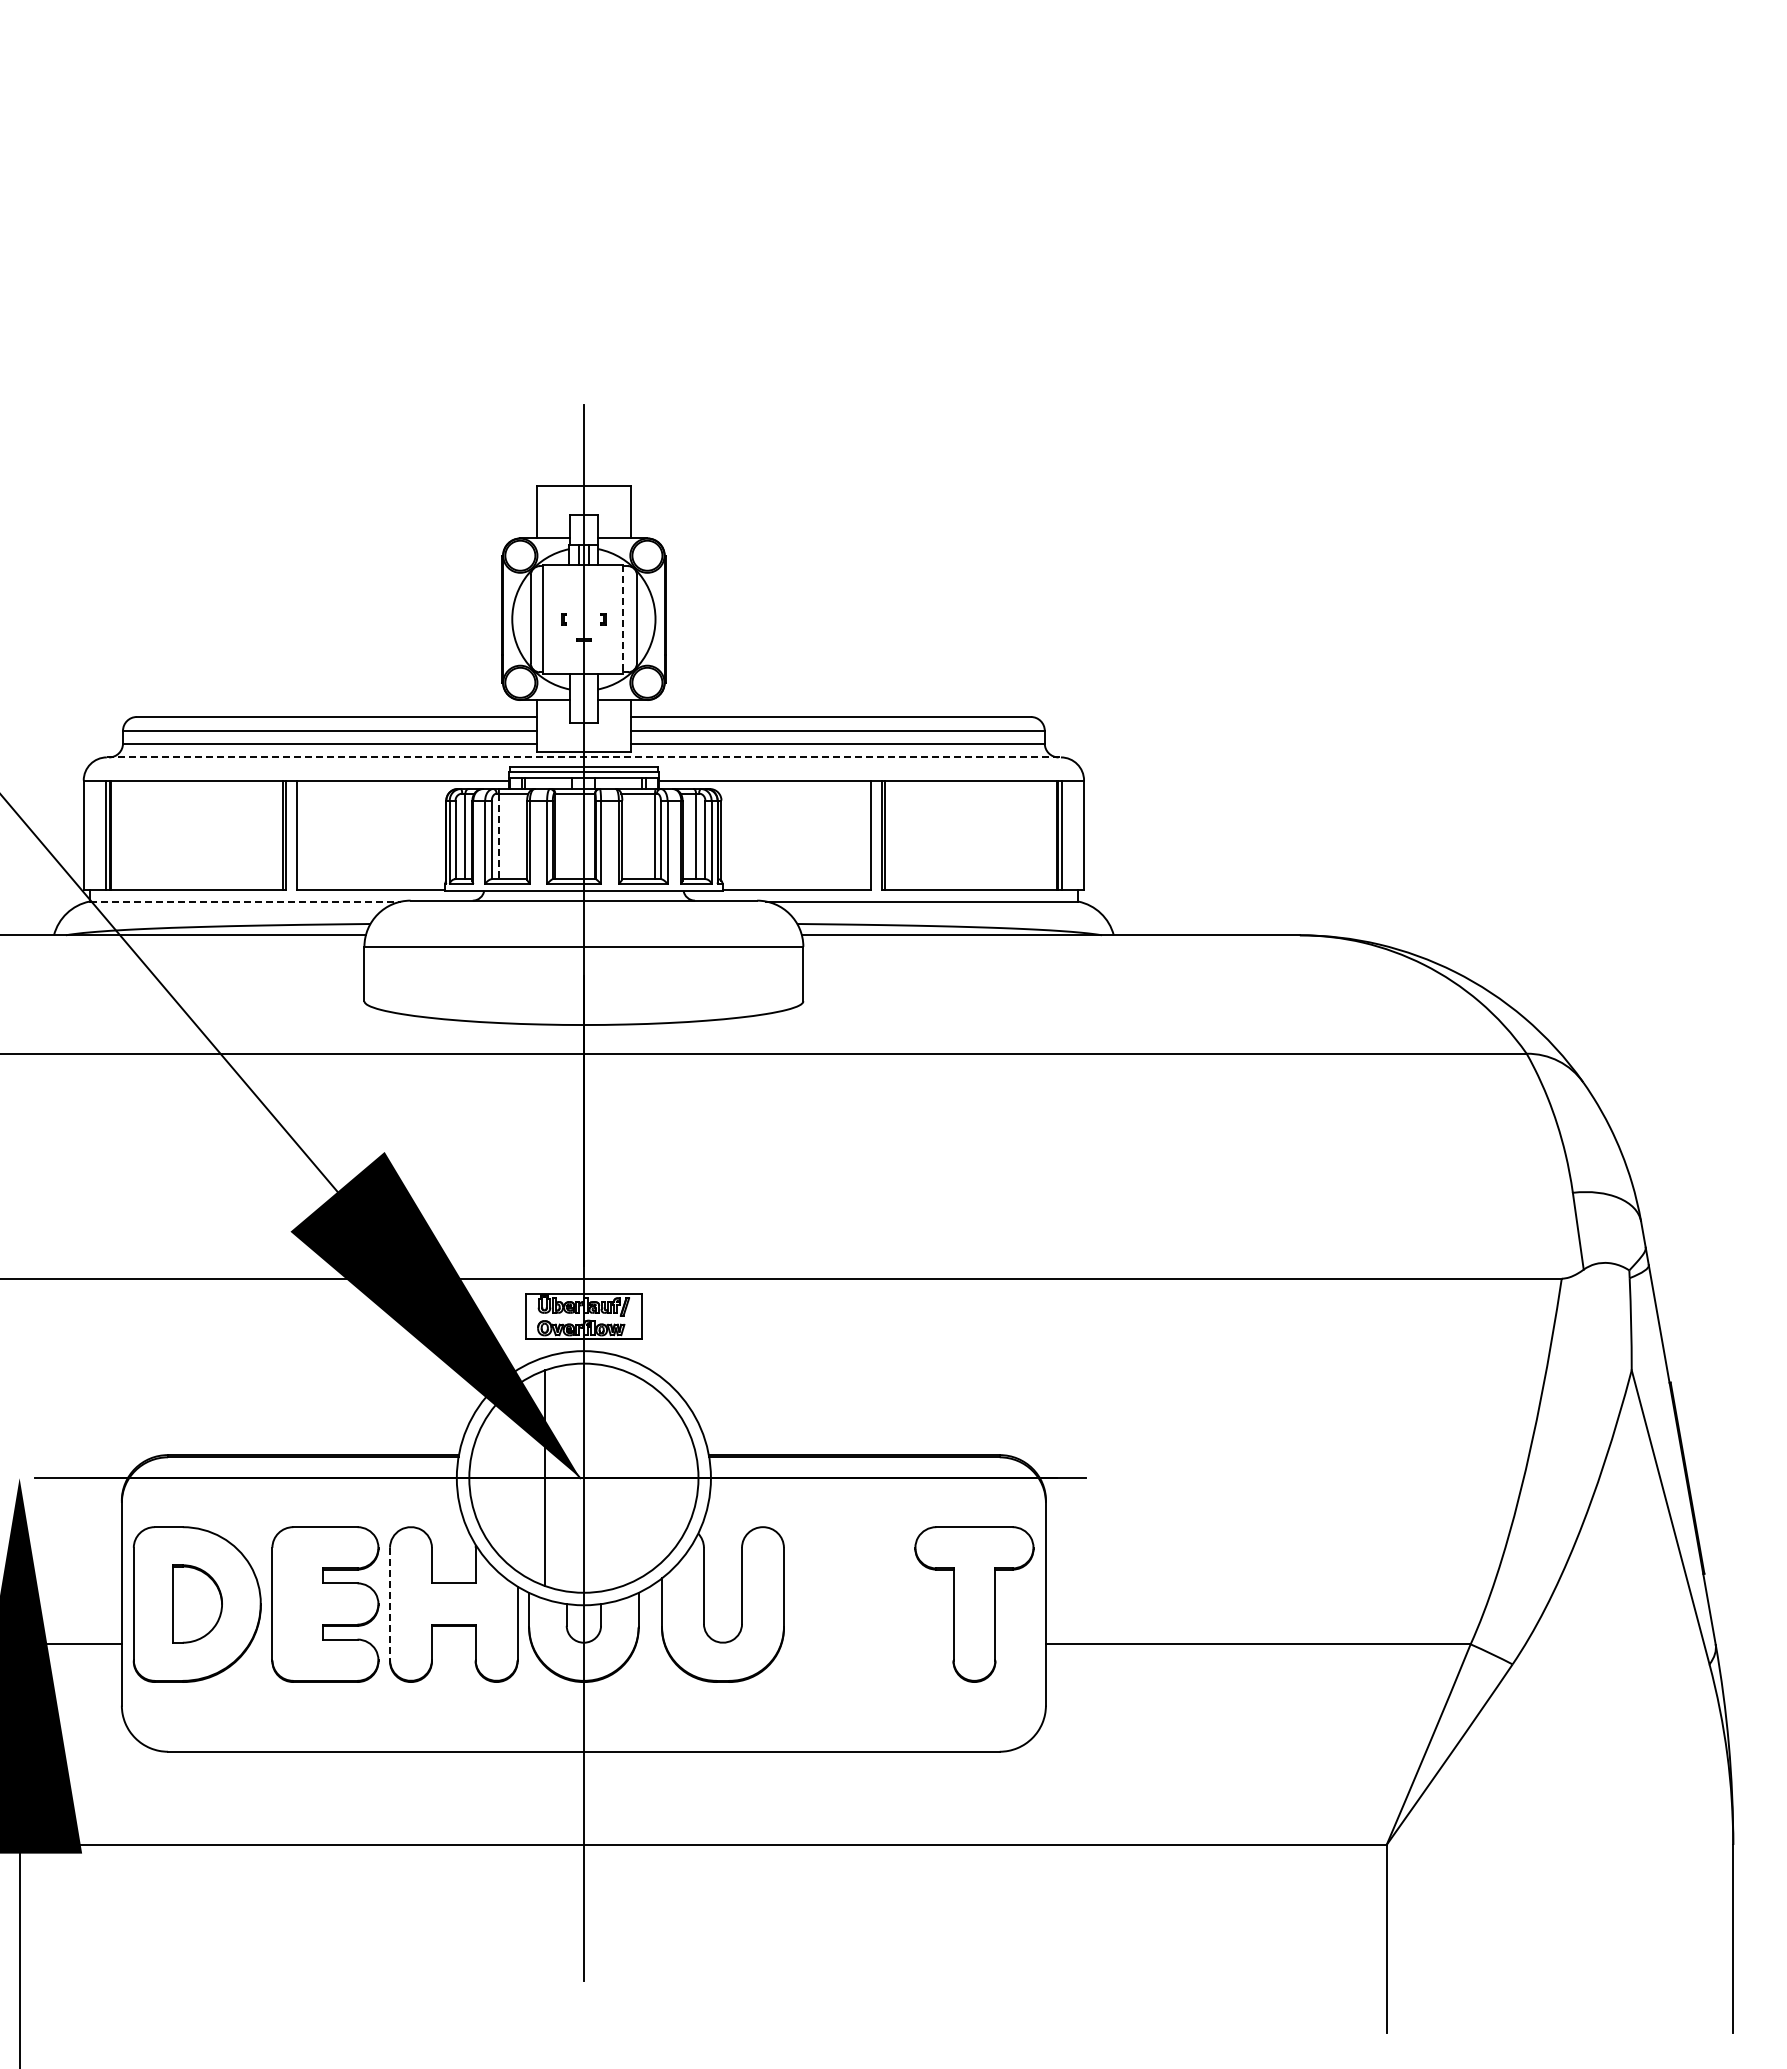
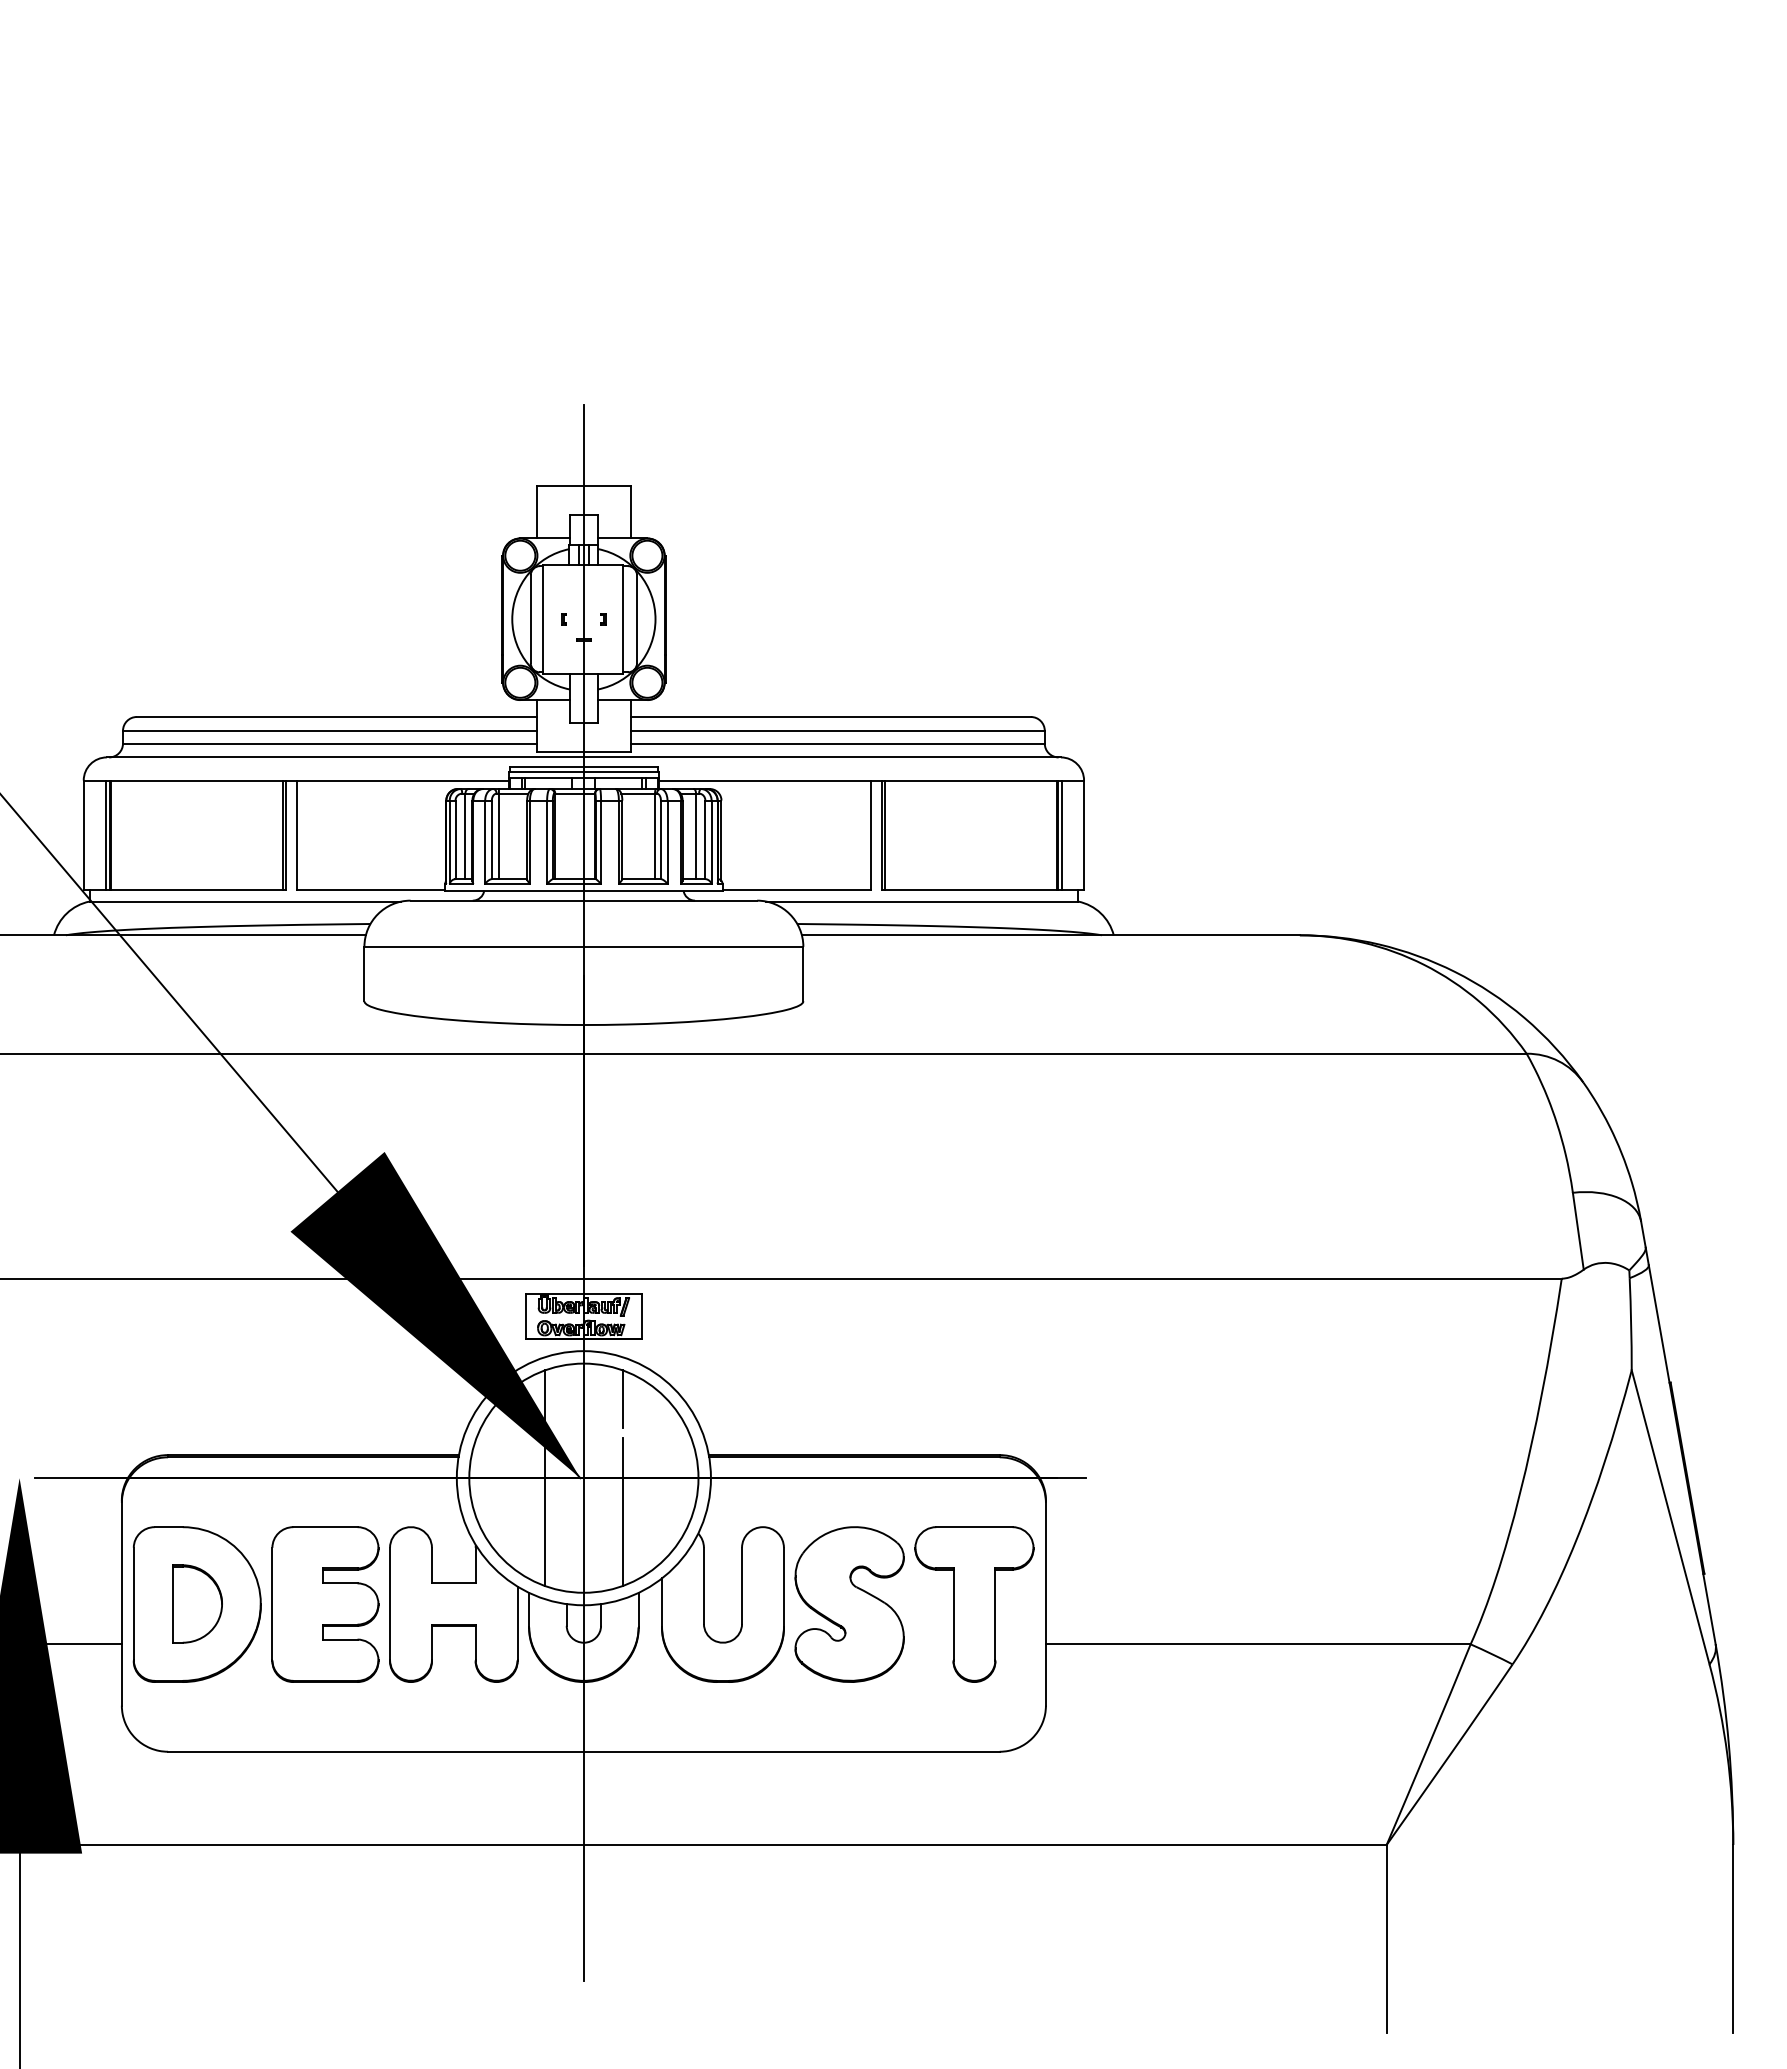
line: dashed -> solid (623, 619)
line: dashed -> solid (584, 757)
line: dashed -> solid (498, 836)
line: dashed -> solid (245, 901)
line: none -> present (622, 1398)
line: none -> present (622, 1511)
line: dashed -> solid (390, 1604)
part: none -> present (849, 1604)
